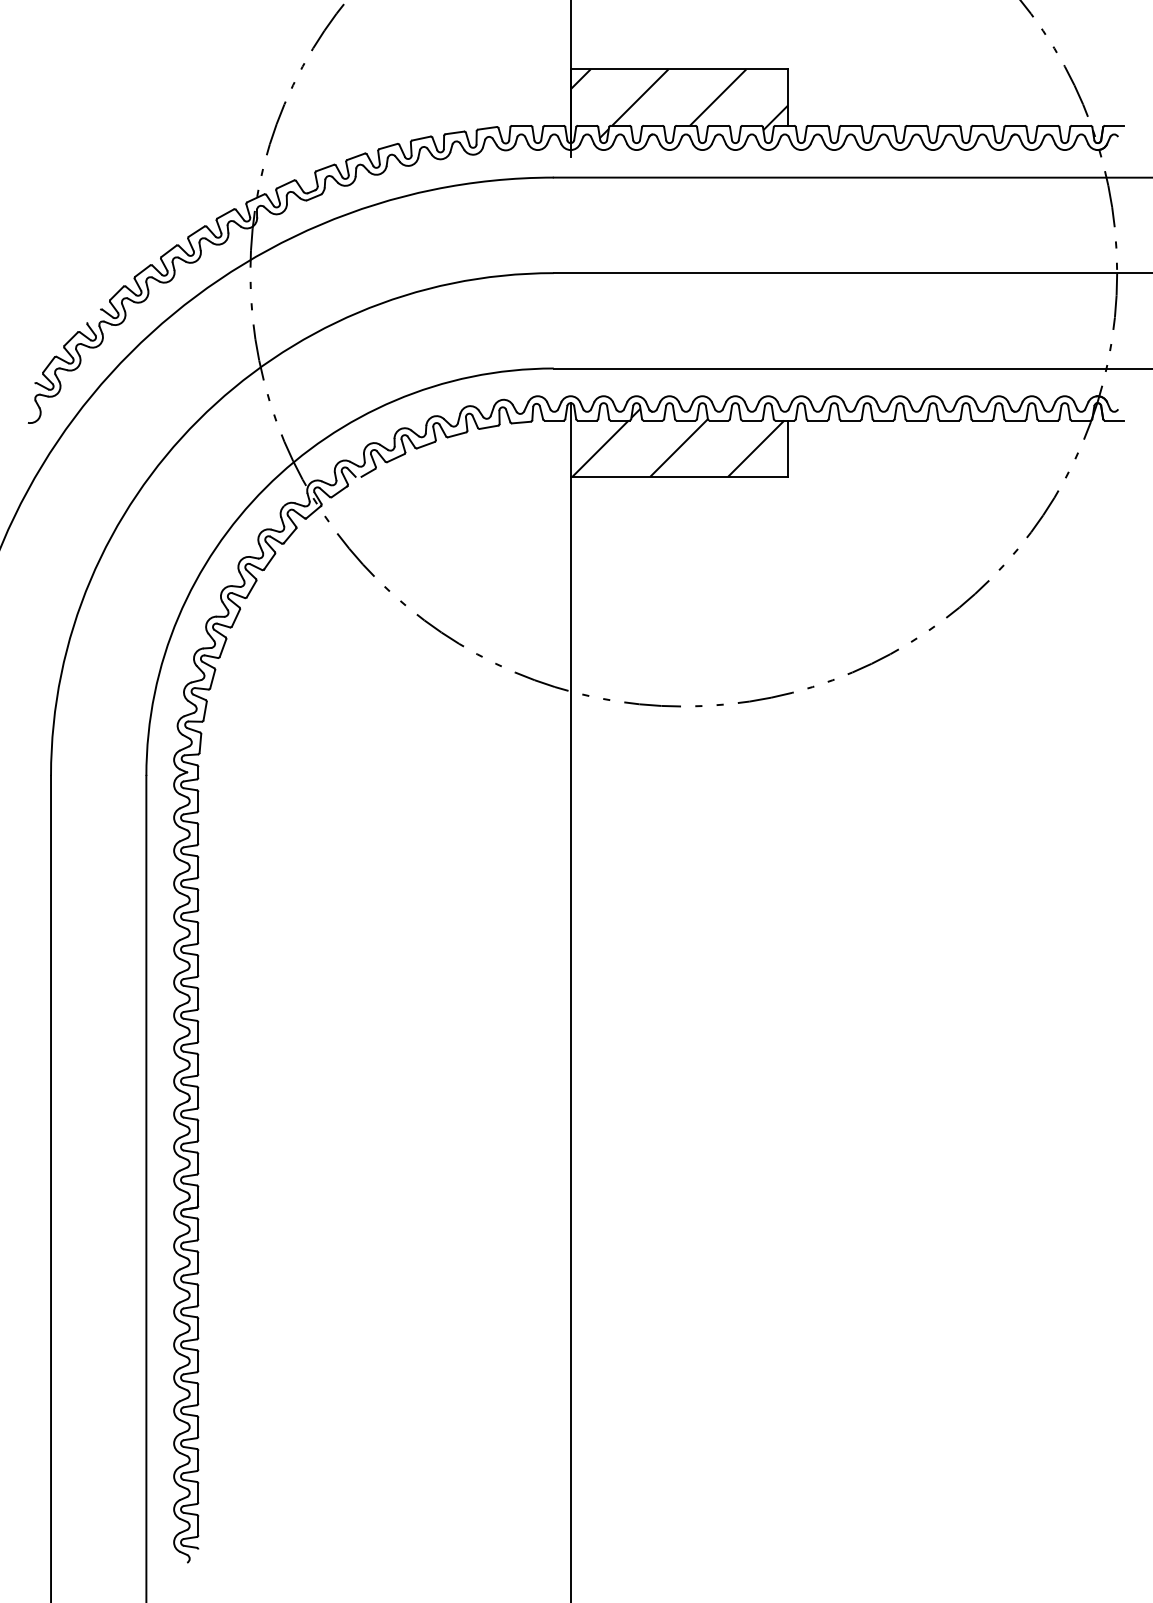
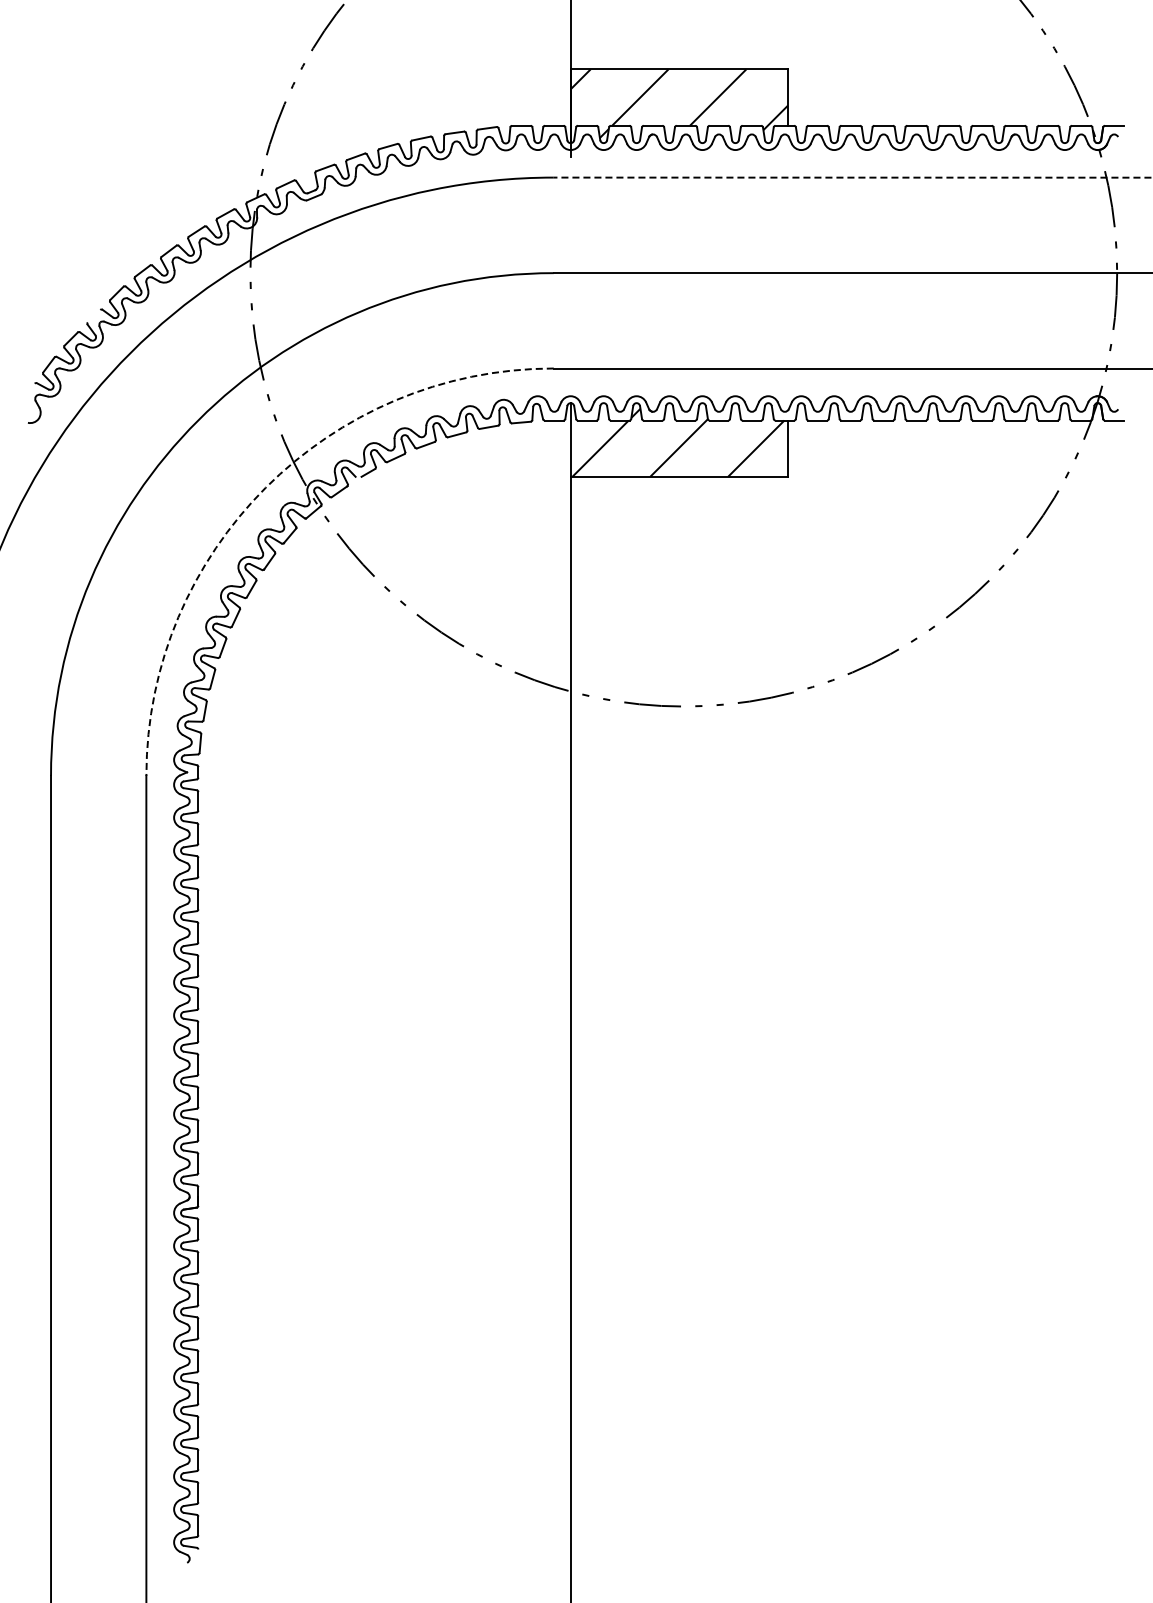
line: solid -> dashed (852, 177)
arc: solid -> dashed (265, 487)
